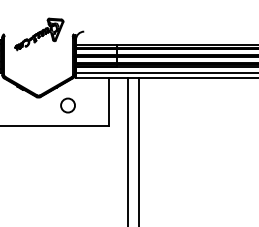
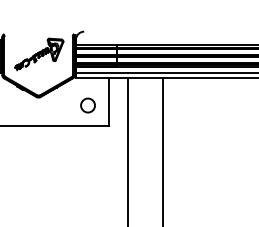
part position: (39, 34) -> (39, 54) (39, 54)
circle position: (67, 105) -> (87, 105) (87, 105)
line position: (138, 150) -> (162, 150) (162, 150)
